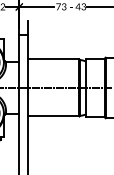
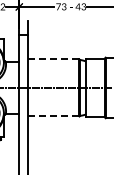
line: solid -> dashed (53, 59)
line: solid -> dashed (53, 116)
